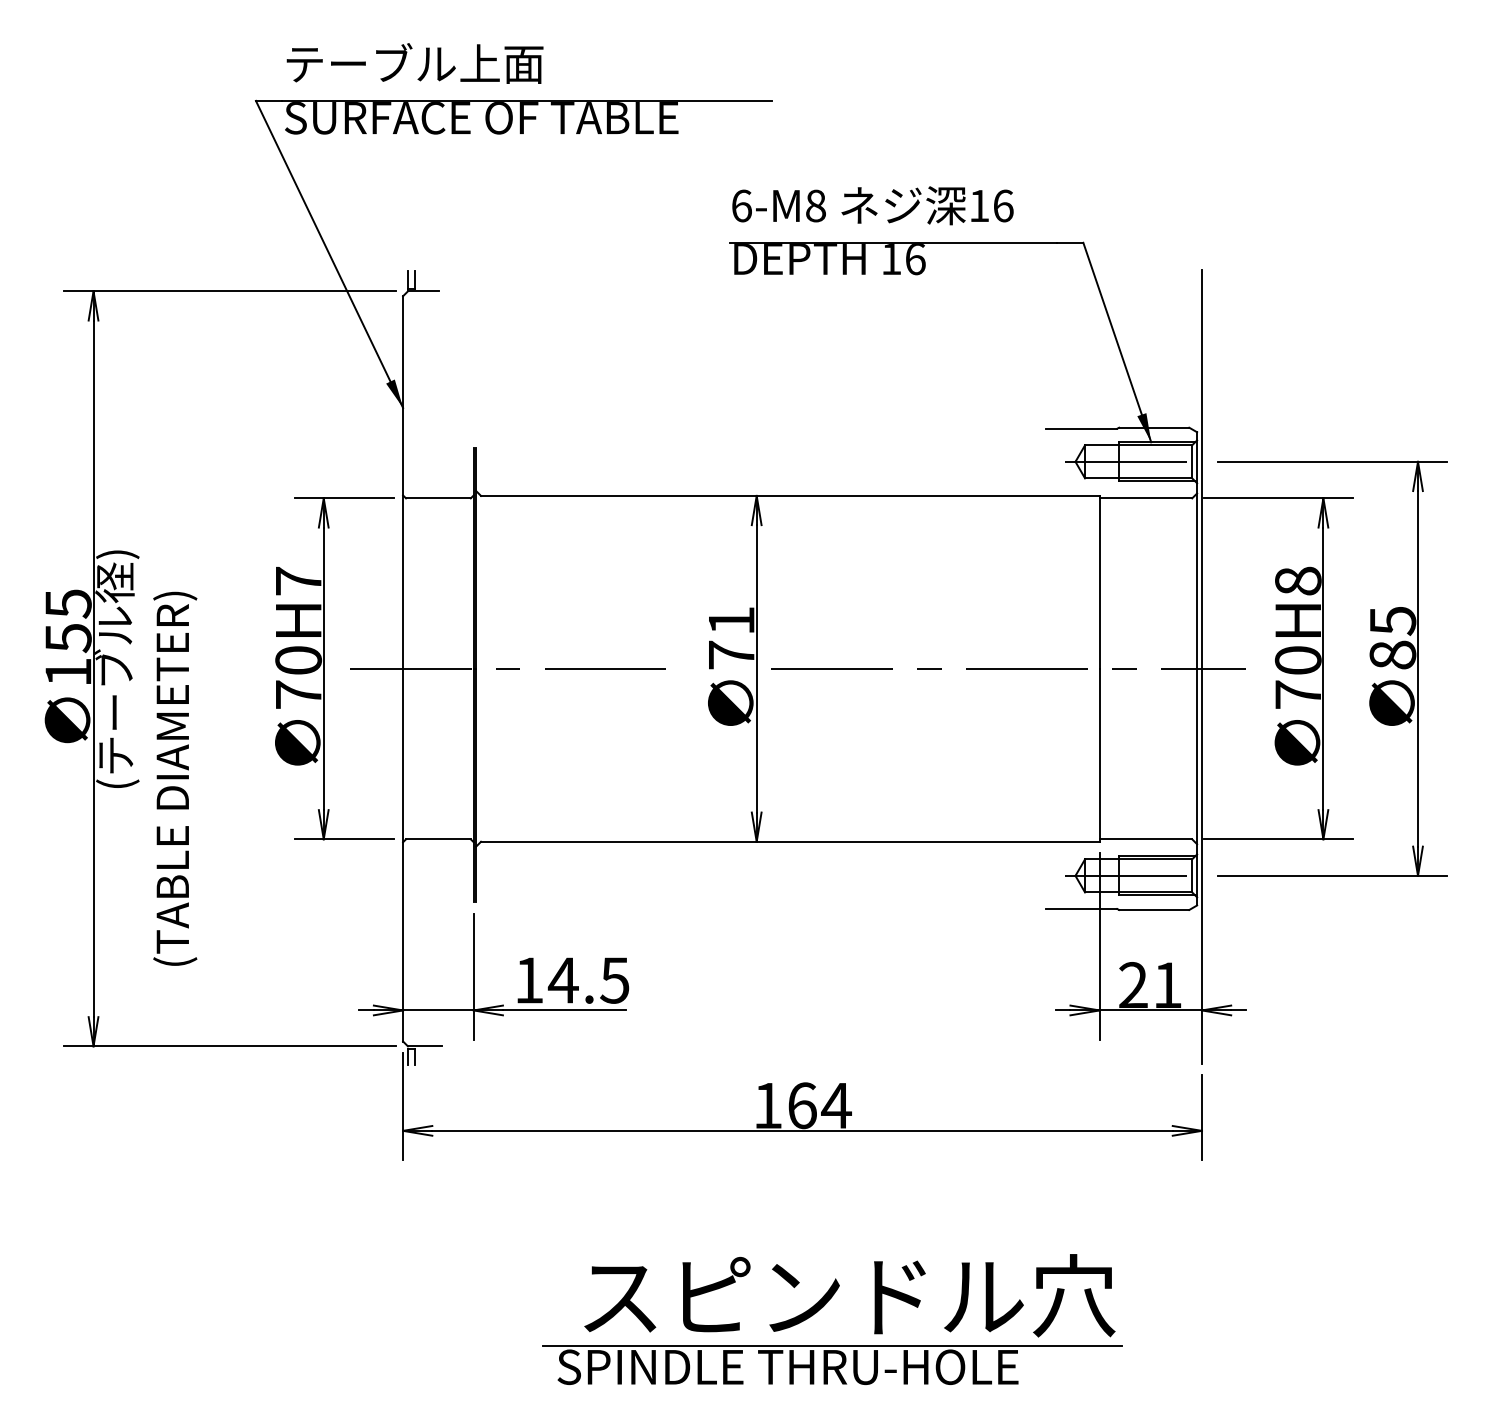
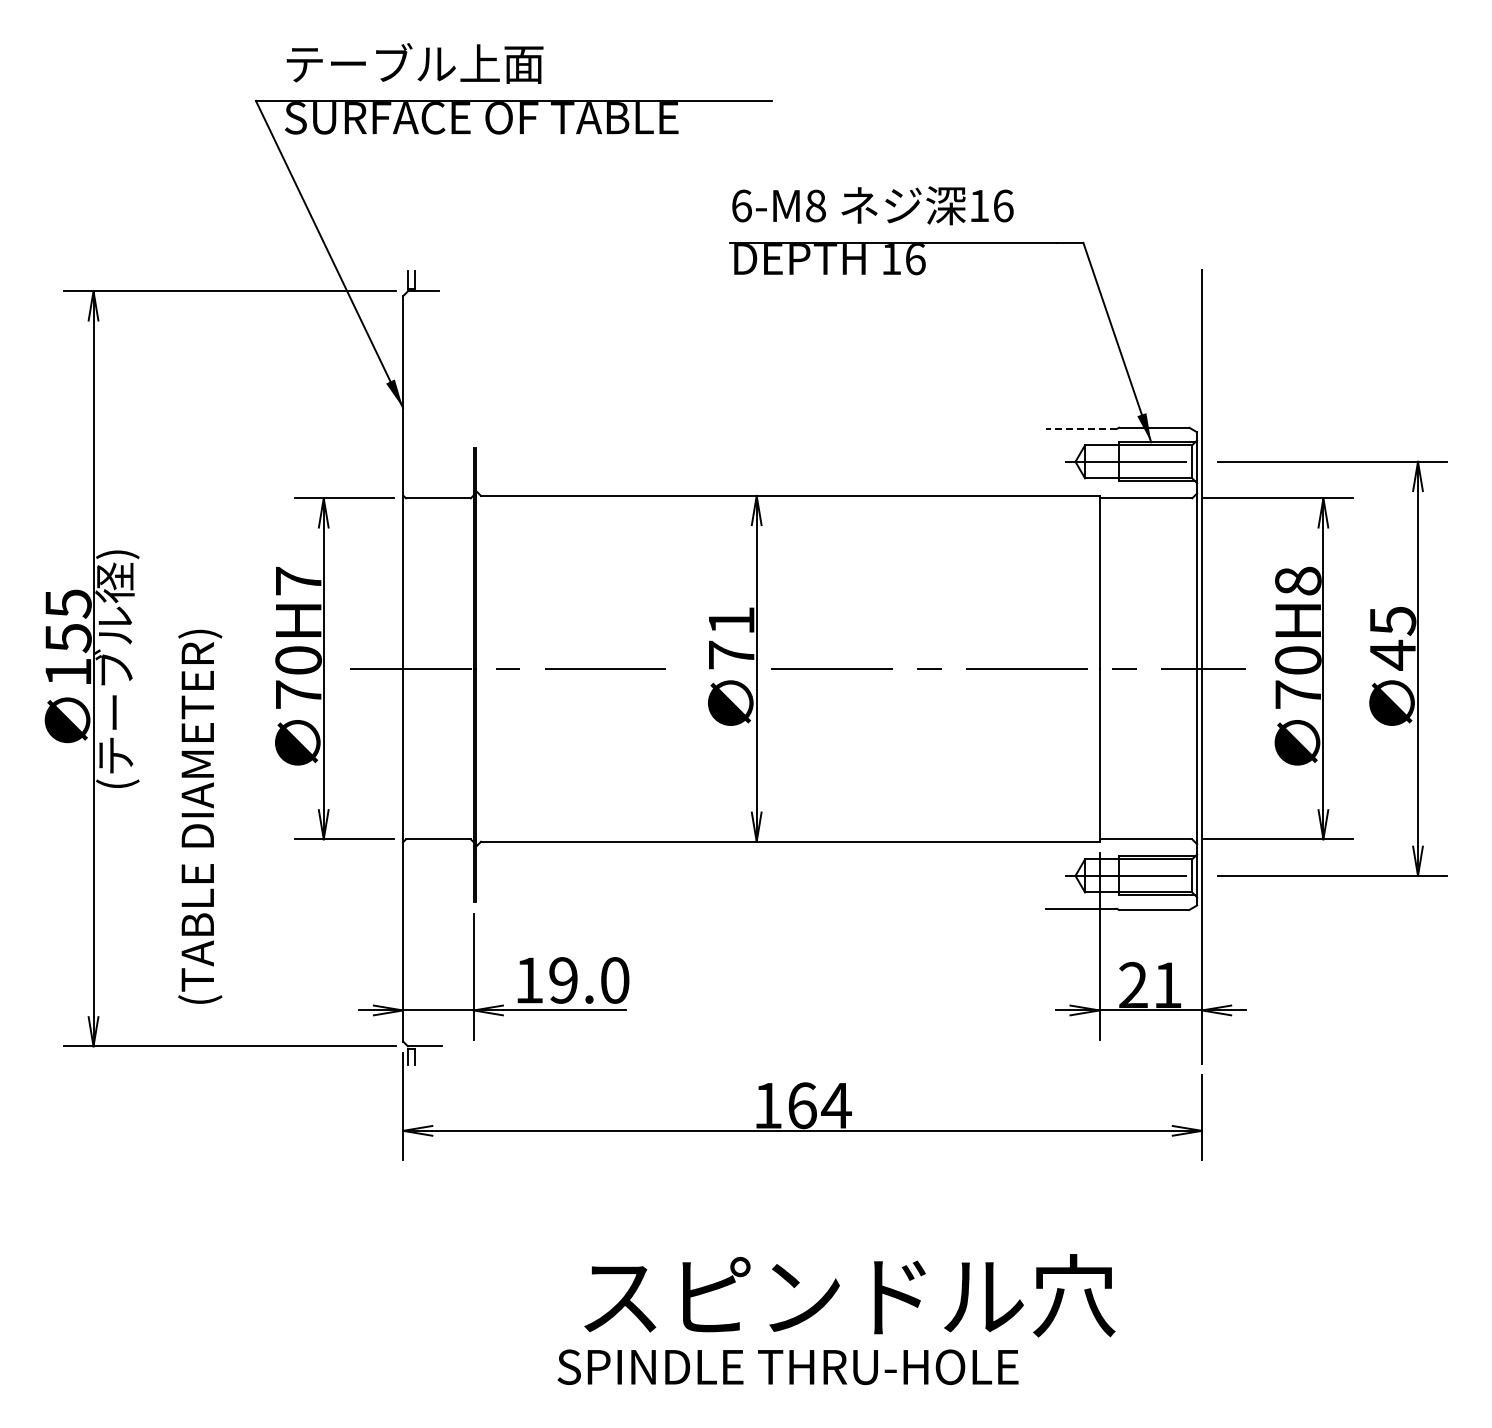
line: solid -> dashed (1081, 428)
text: 85 -> 45 (1392, 654)
text position: (175, 778) -> (200, 816) (200, 816)
text: 14.5 -> 19.0 (588, 980)
line: present -> none (832, 1345)
